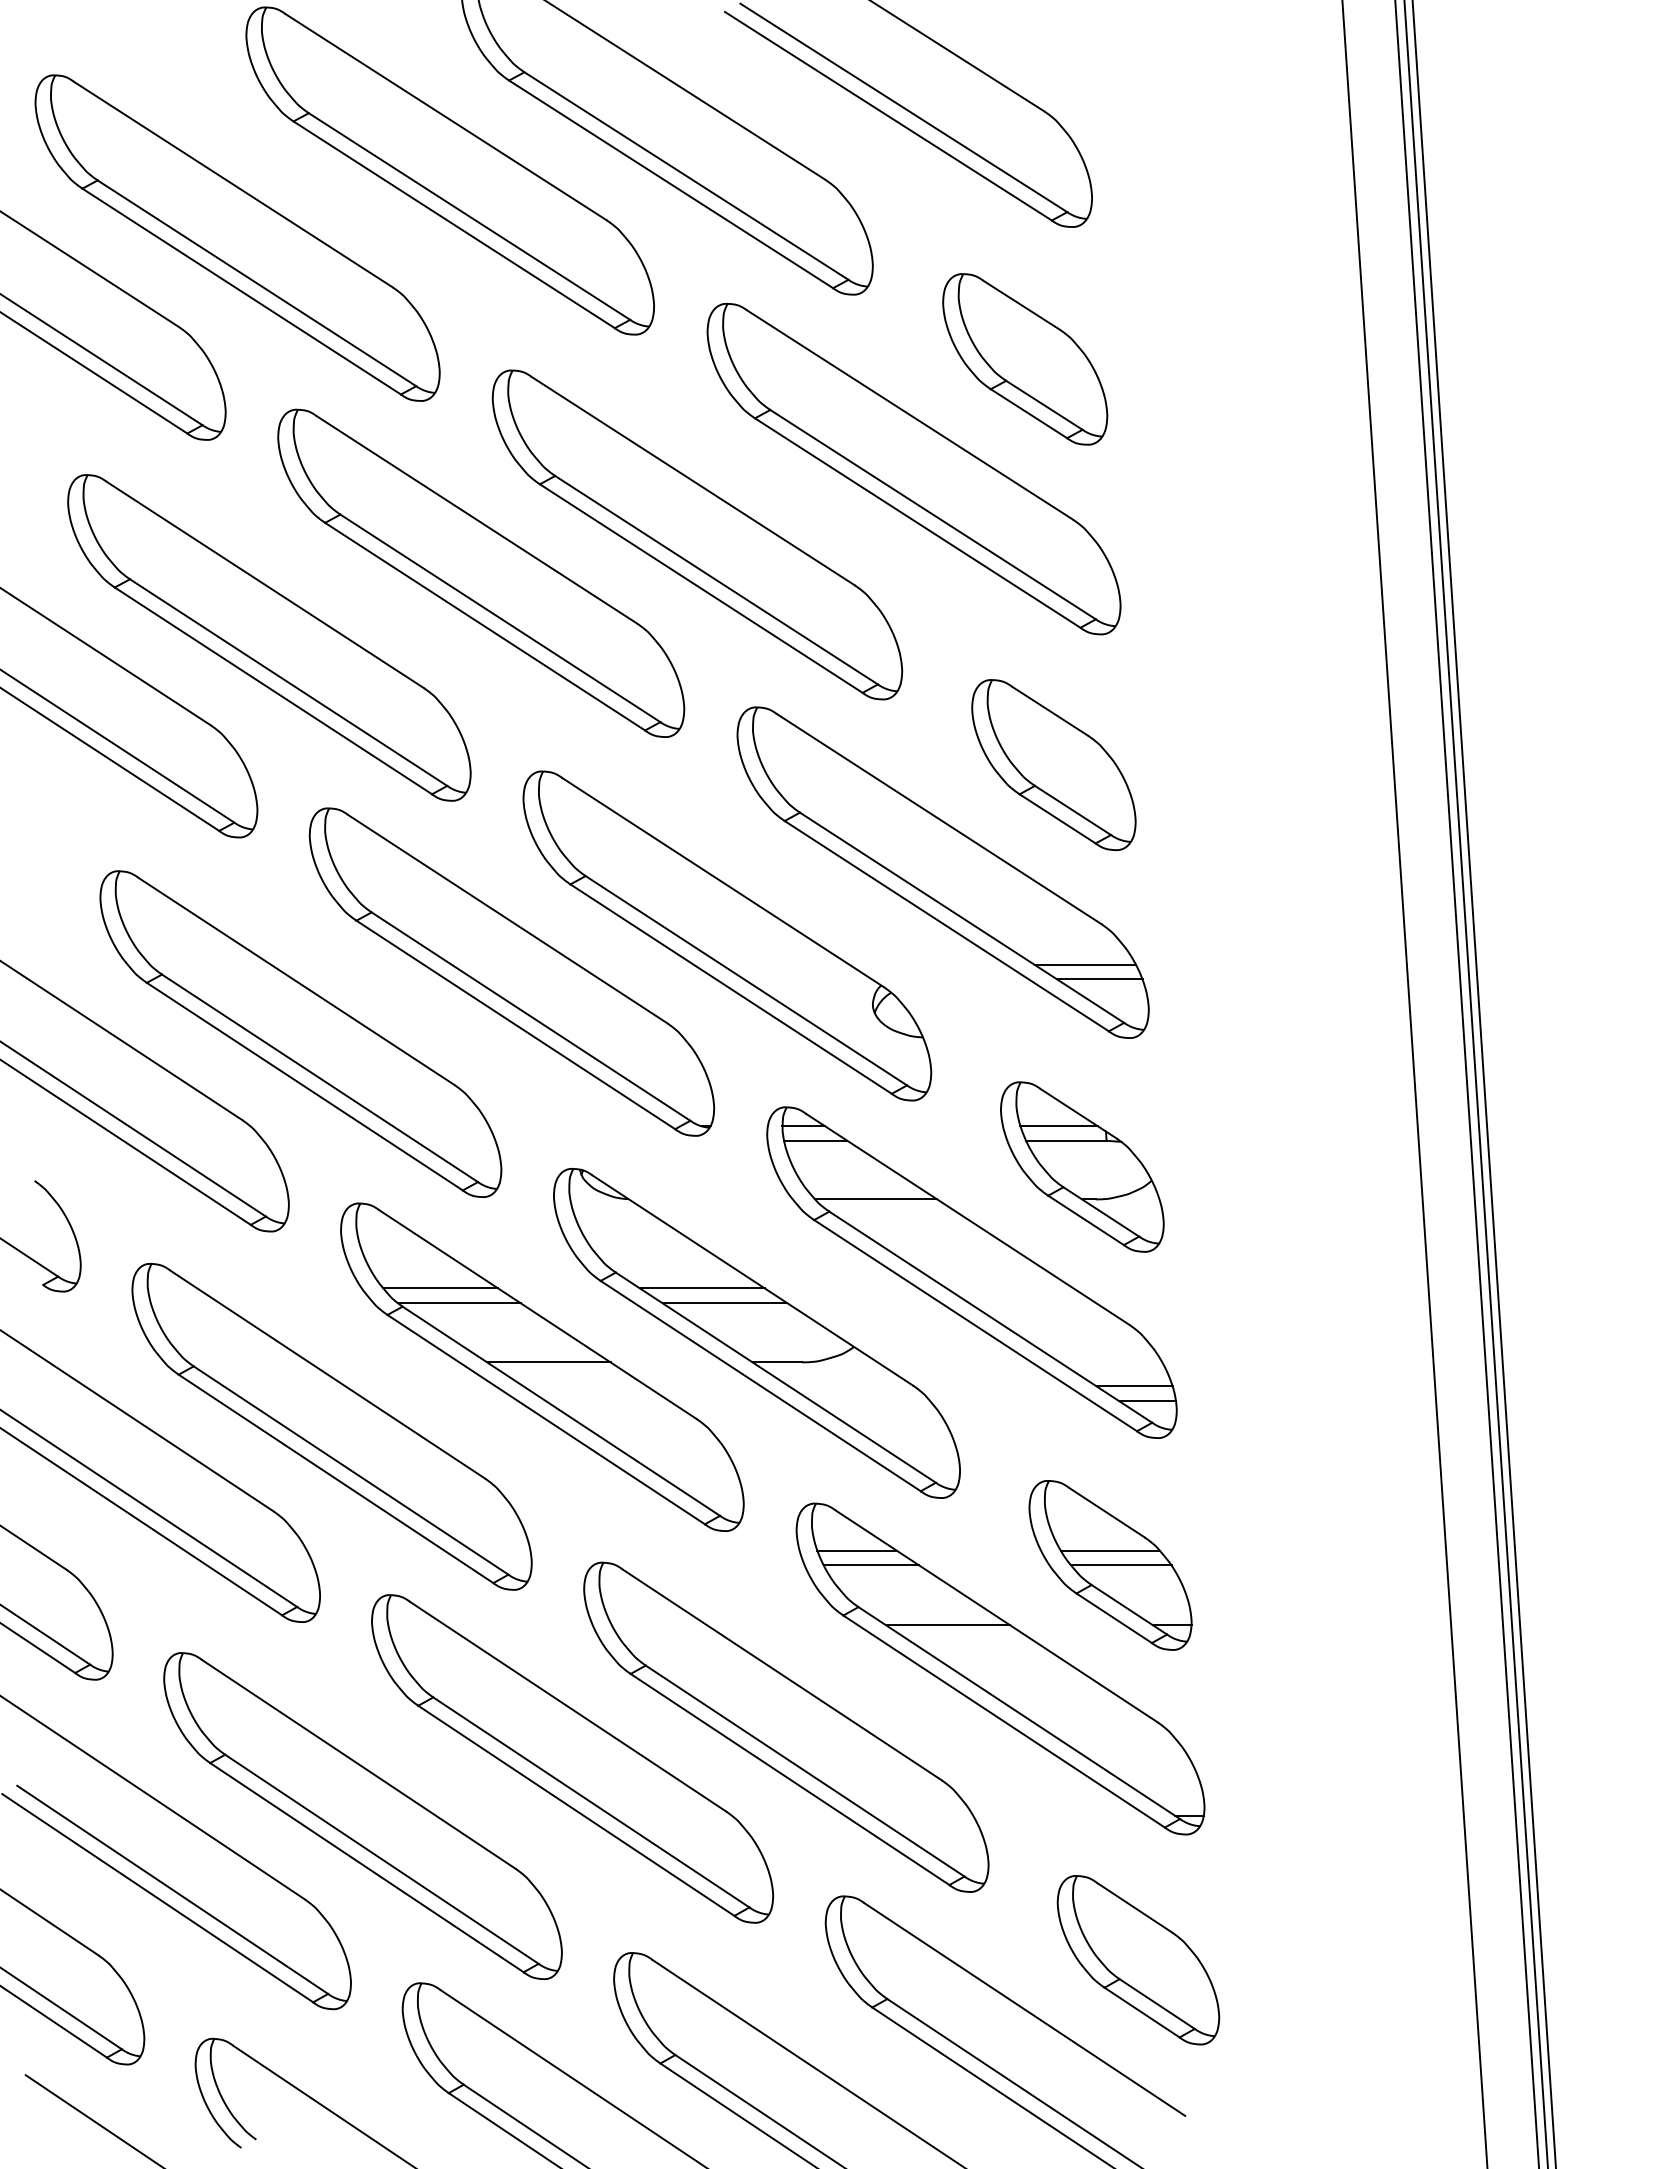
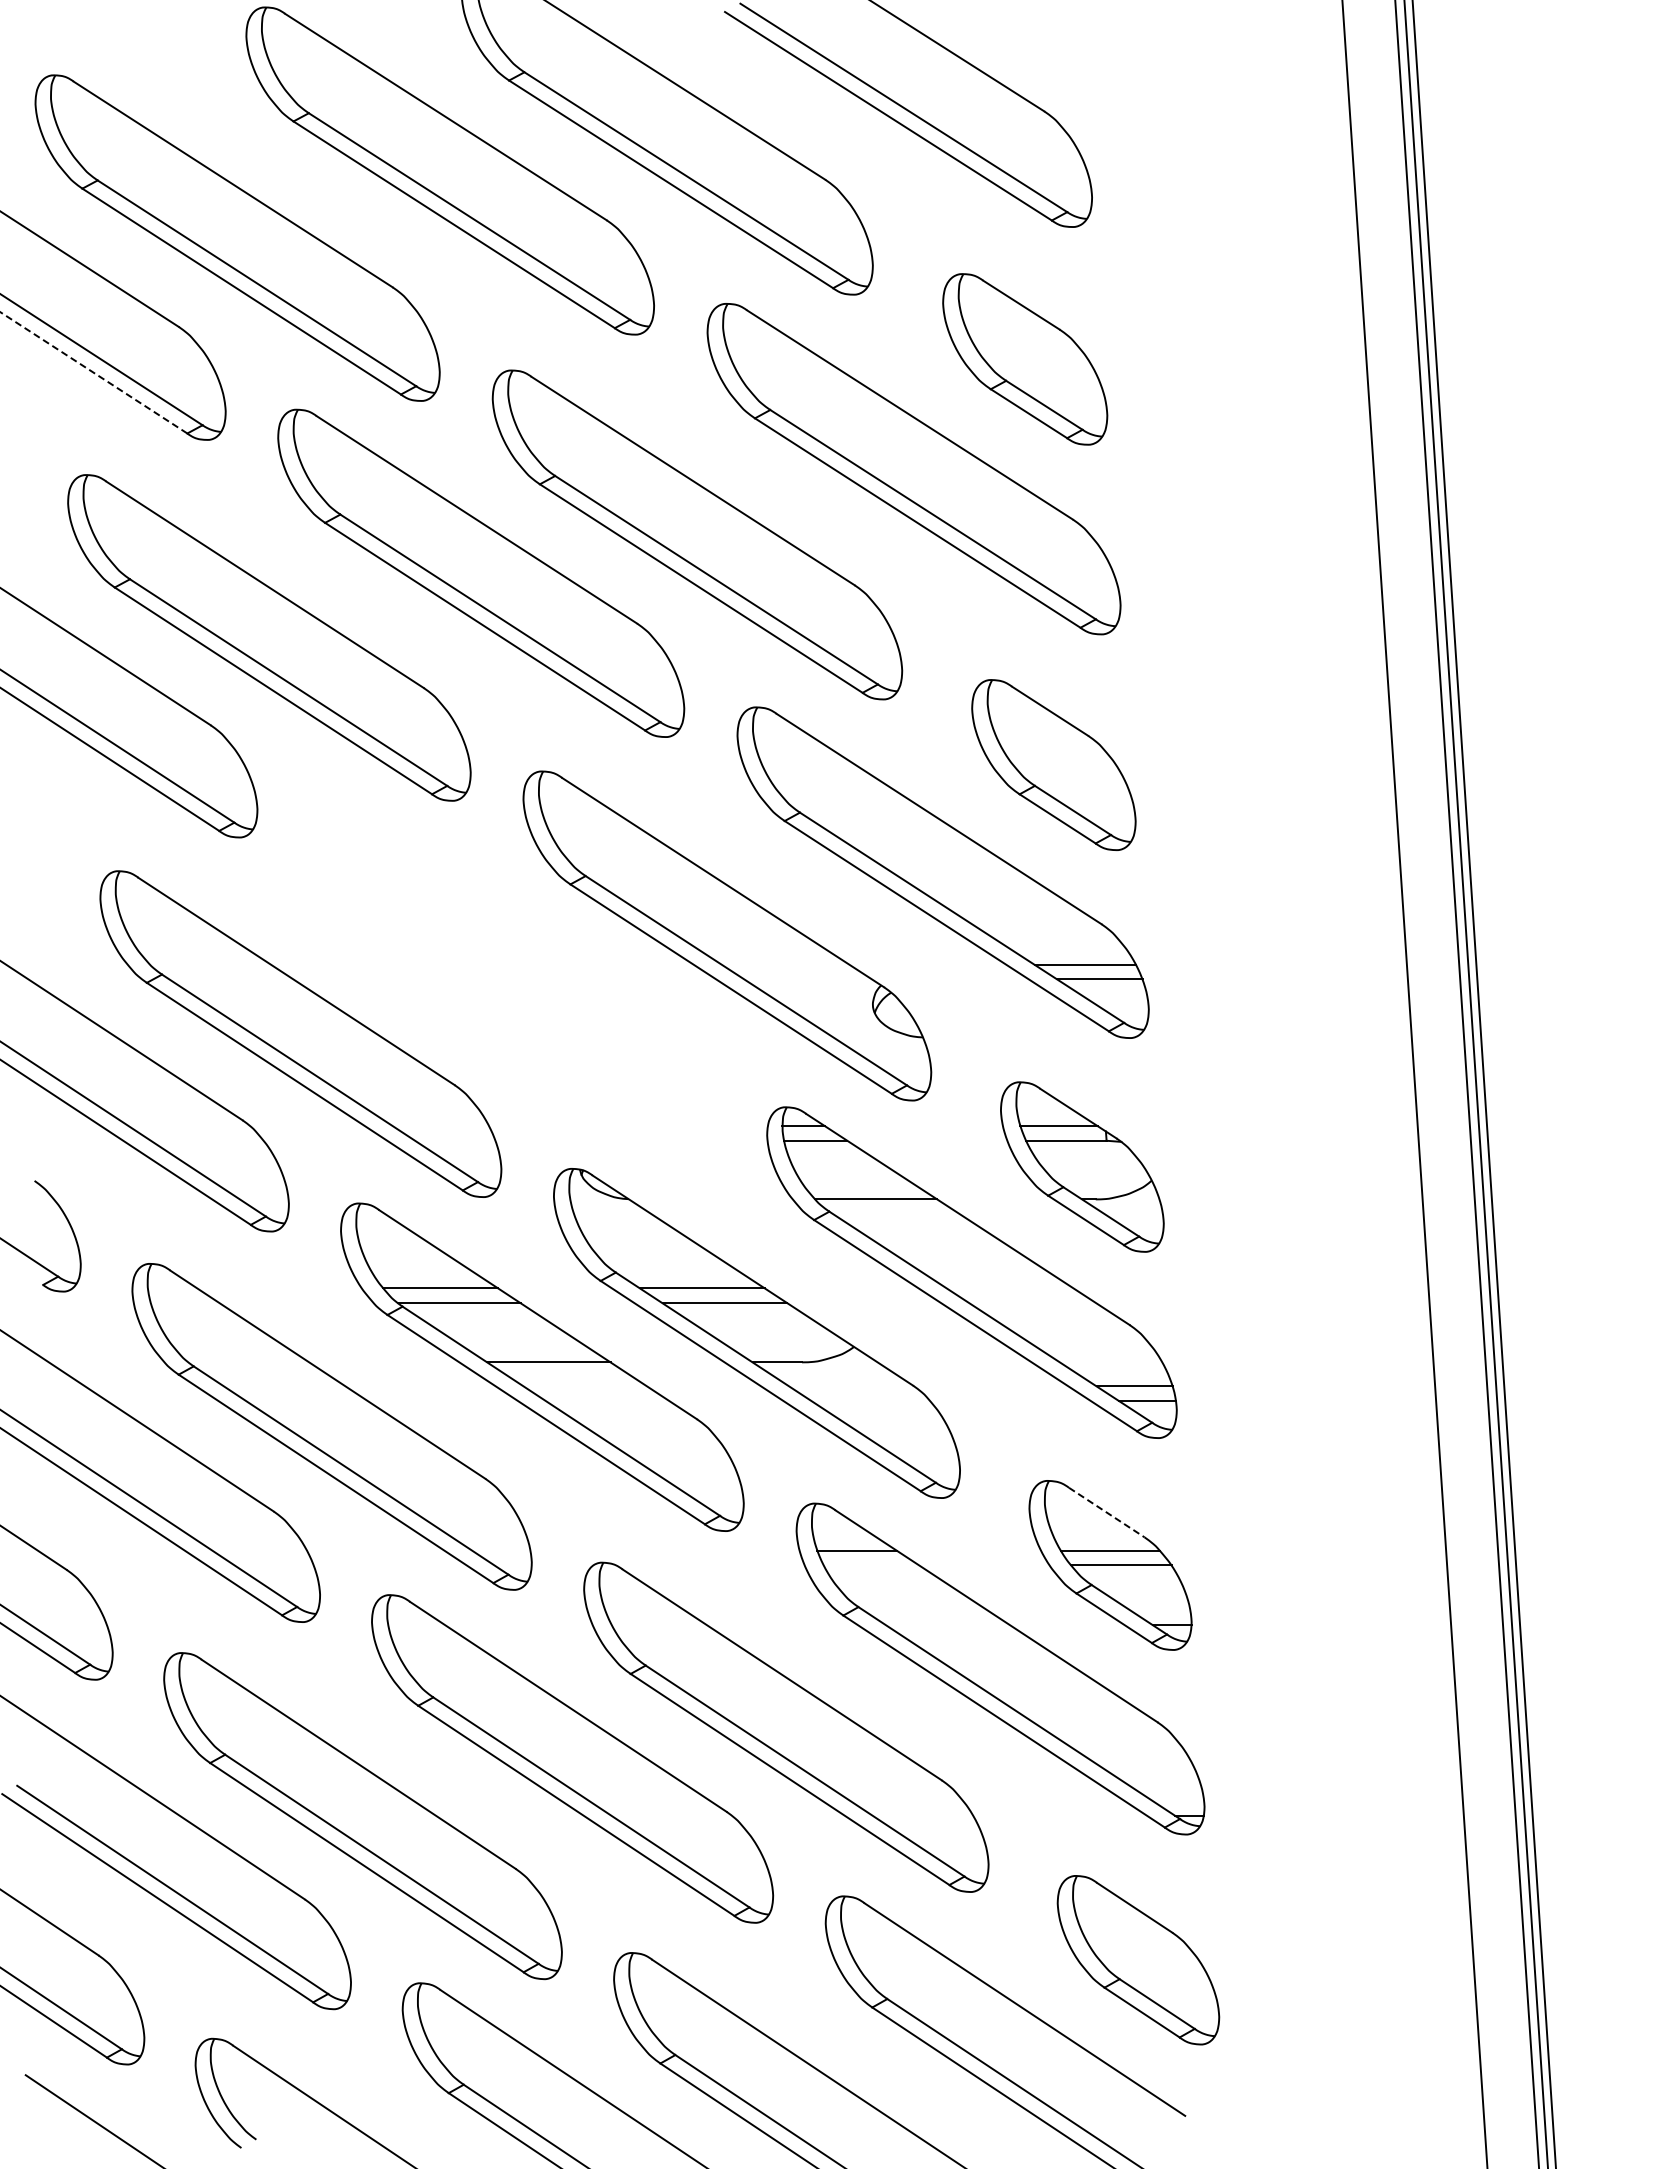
line: solid -> dashed (93, 372)
part: present -> none (511, 971)
line: solid -> dashed (1107, 1512)
line: present -> none (871, 1565)
line: present -> none (948, 1625)
